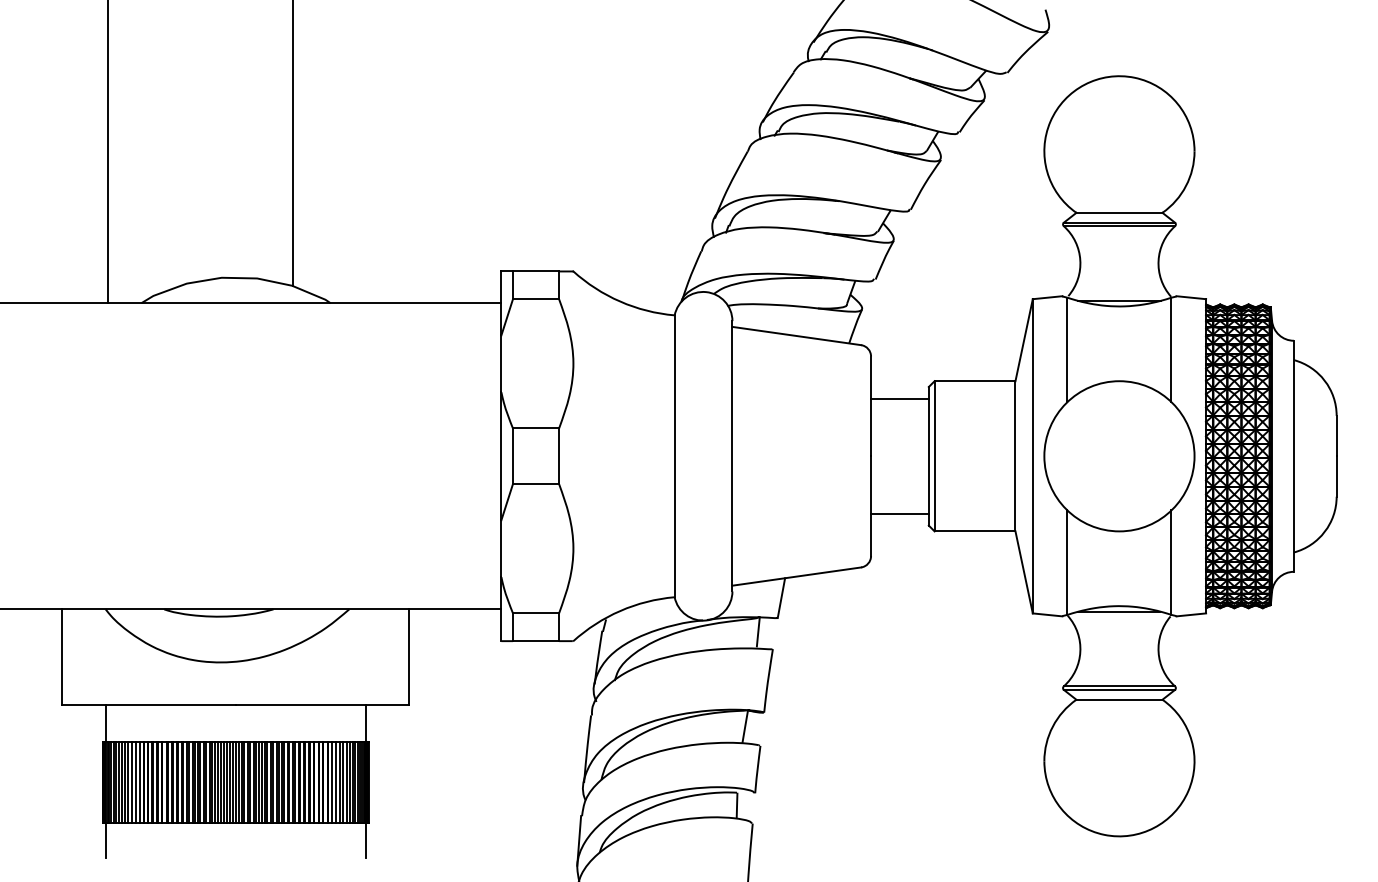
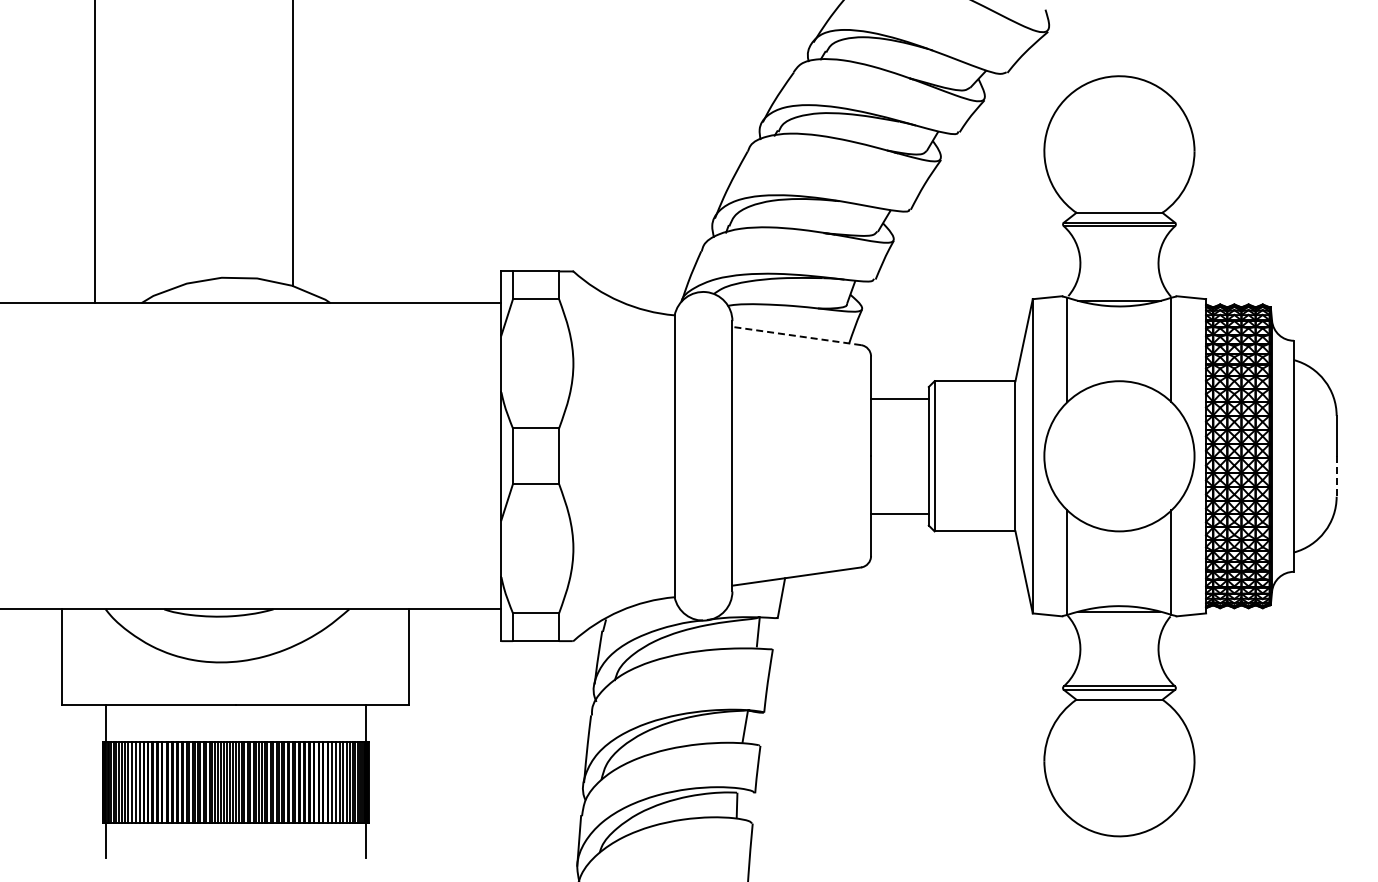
line position: (107, 152) -> (94, 152) (94, 152)
line: solid -> dashed (796, 336)
line: solid -> dashed (1336, 477)
